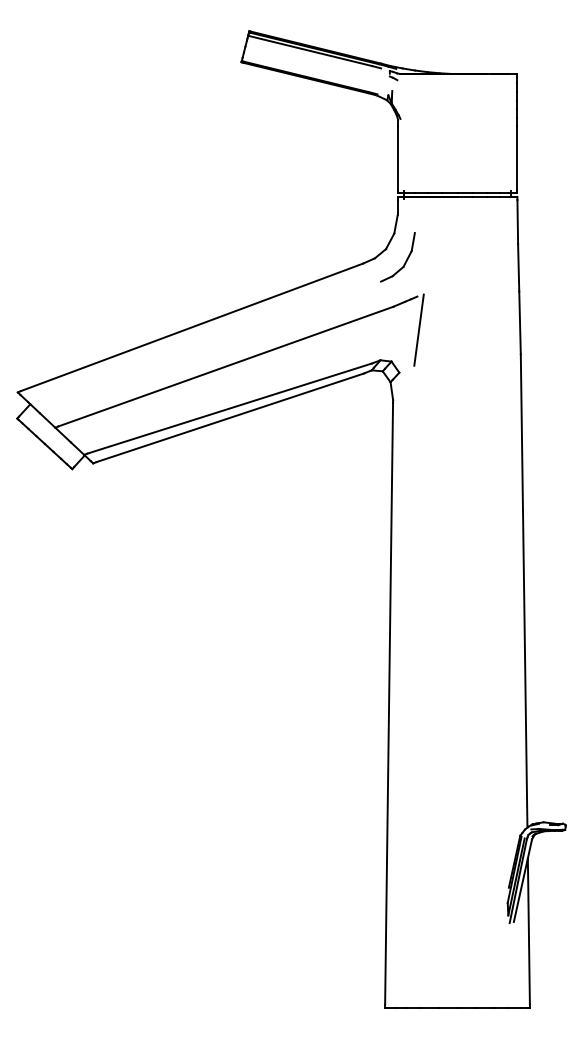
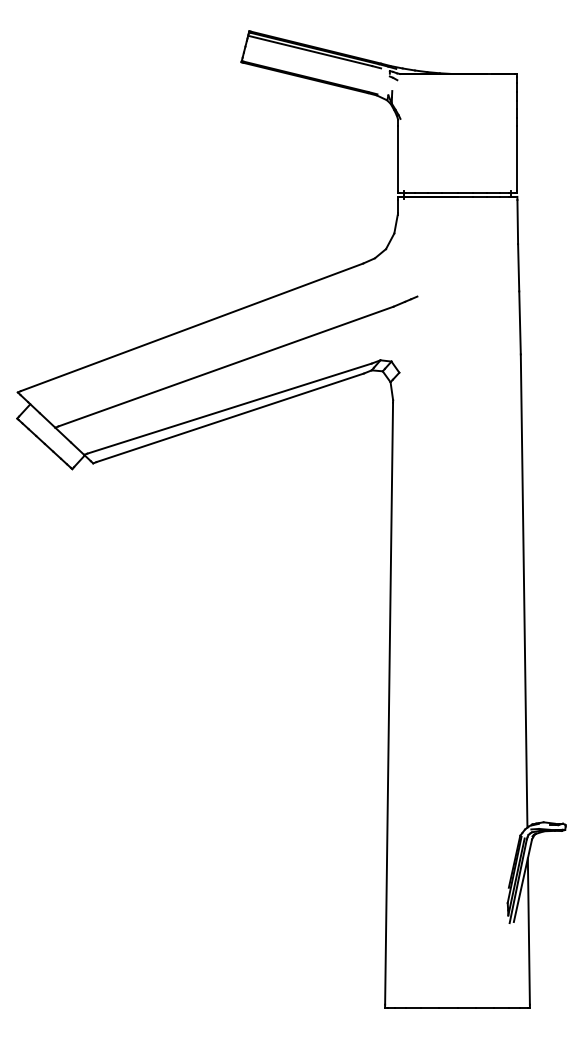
part: present -> none (405, 260)
line: present -> none (418, 329)
